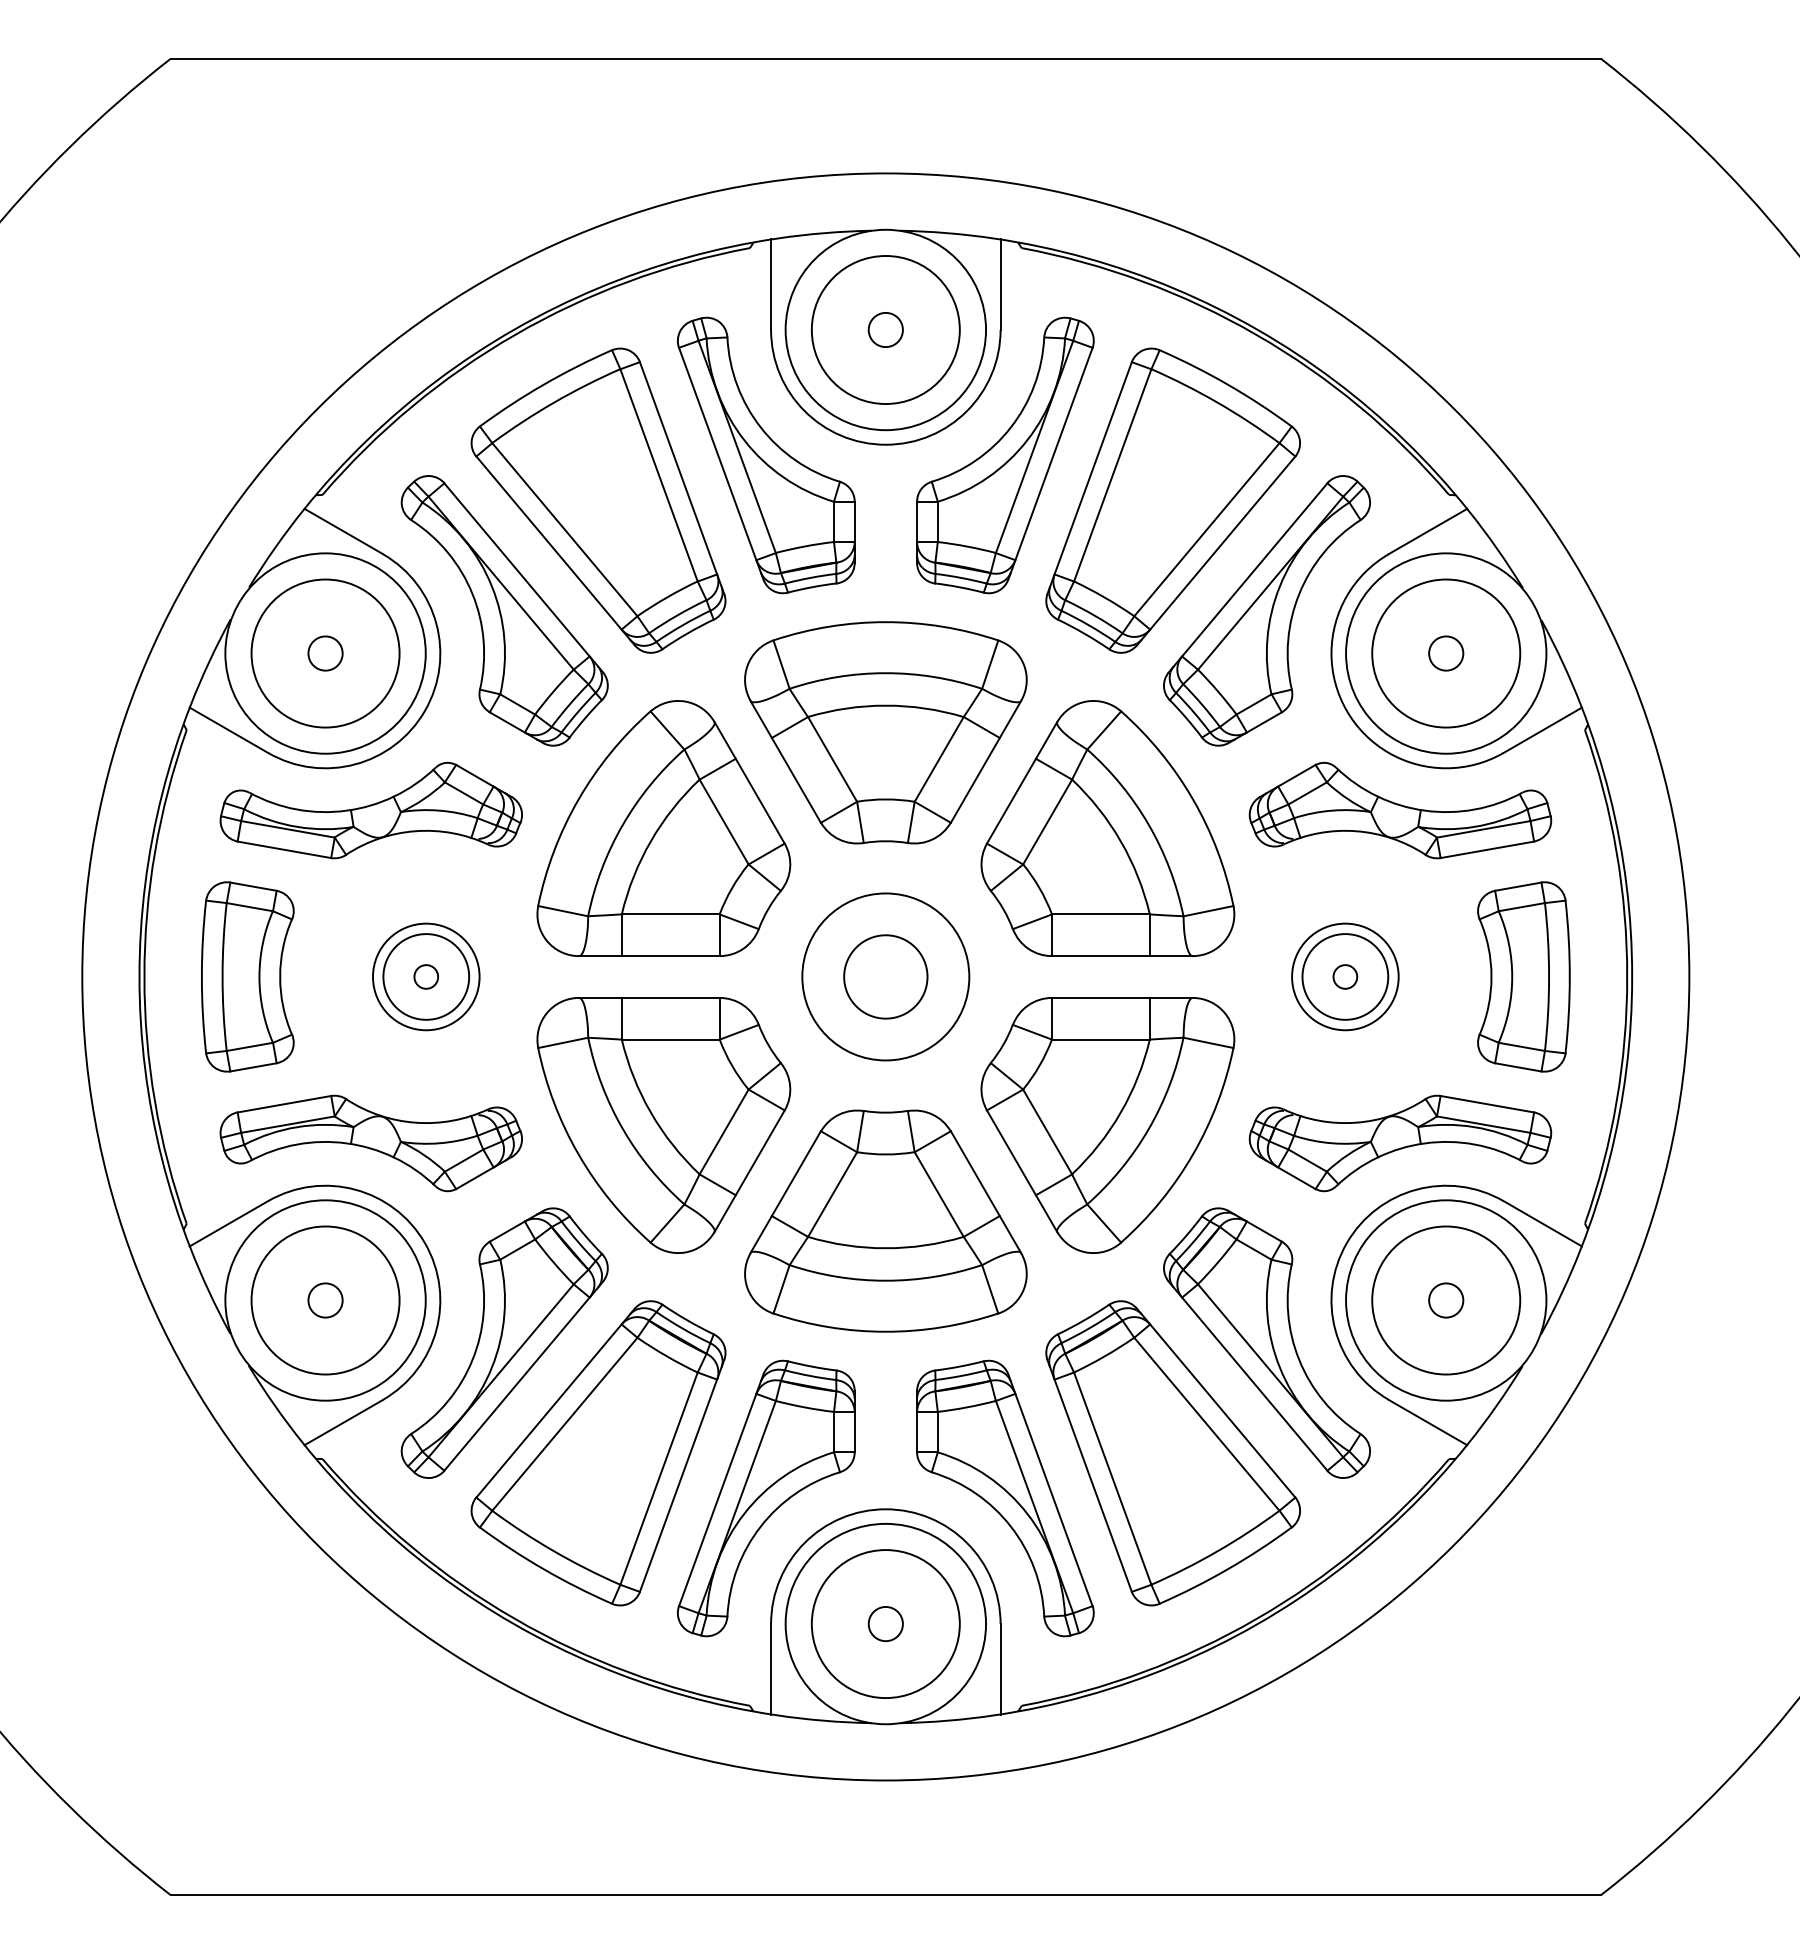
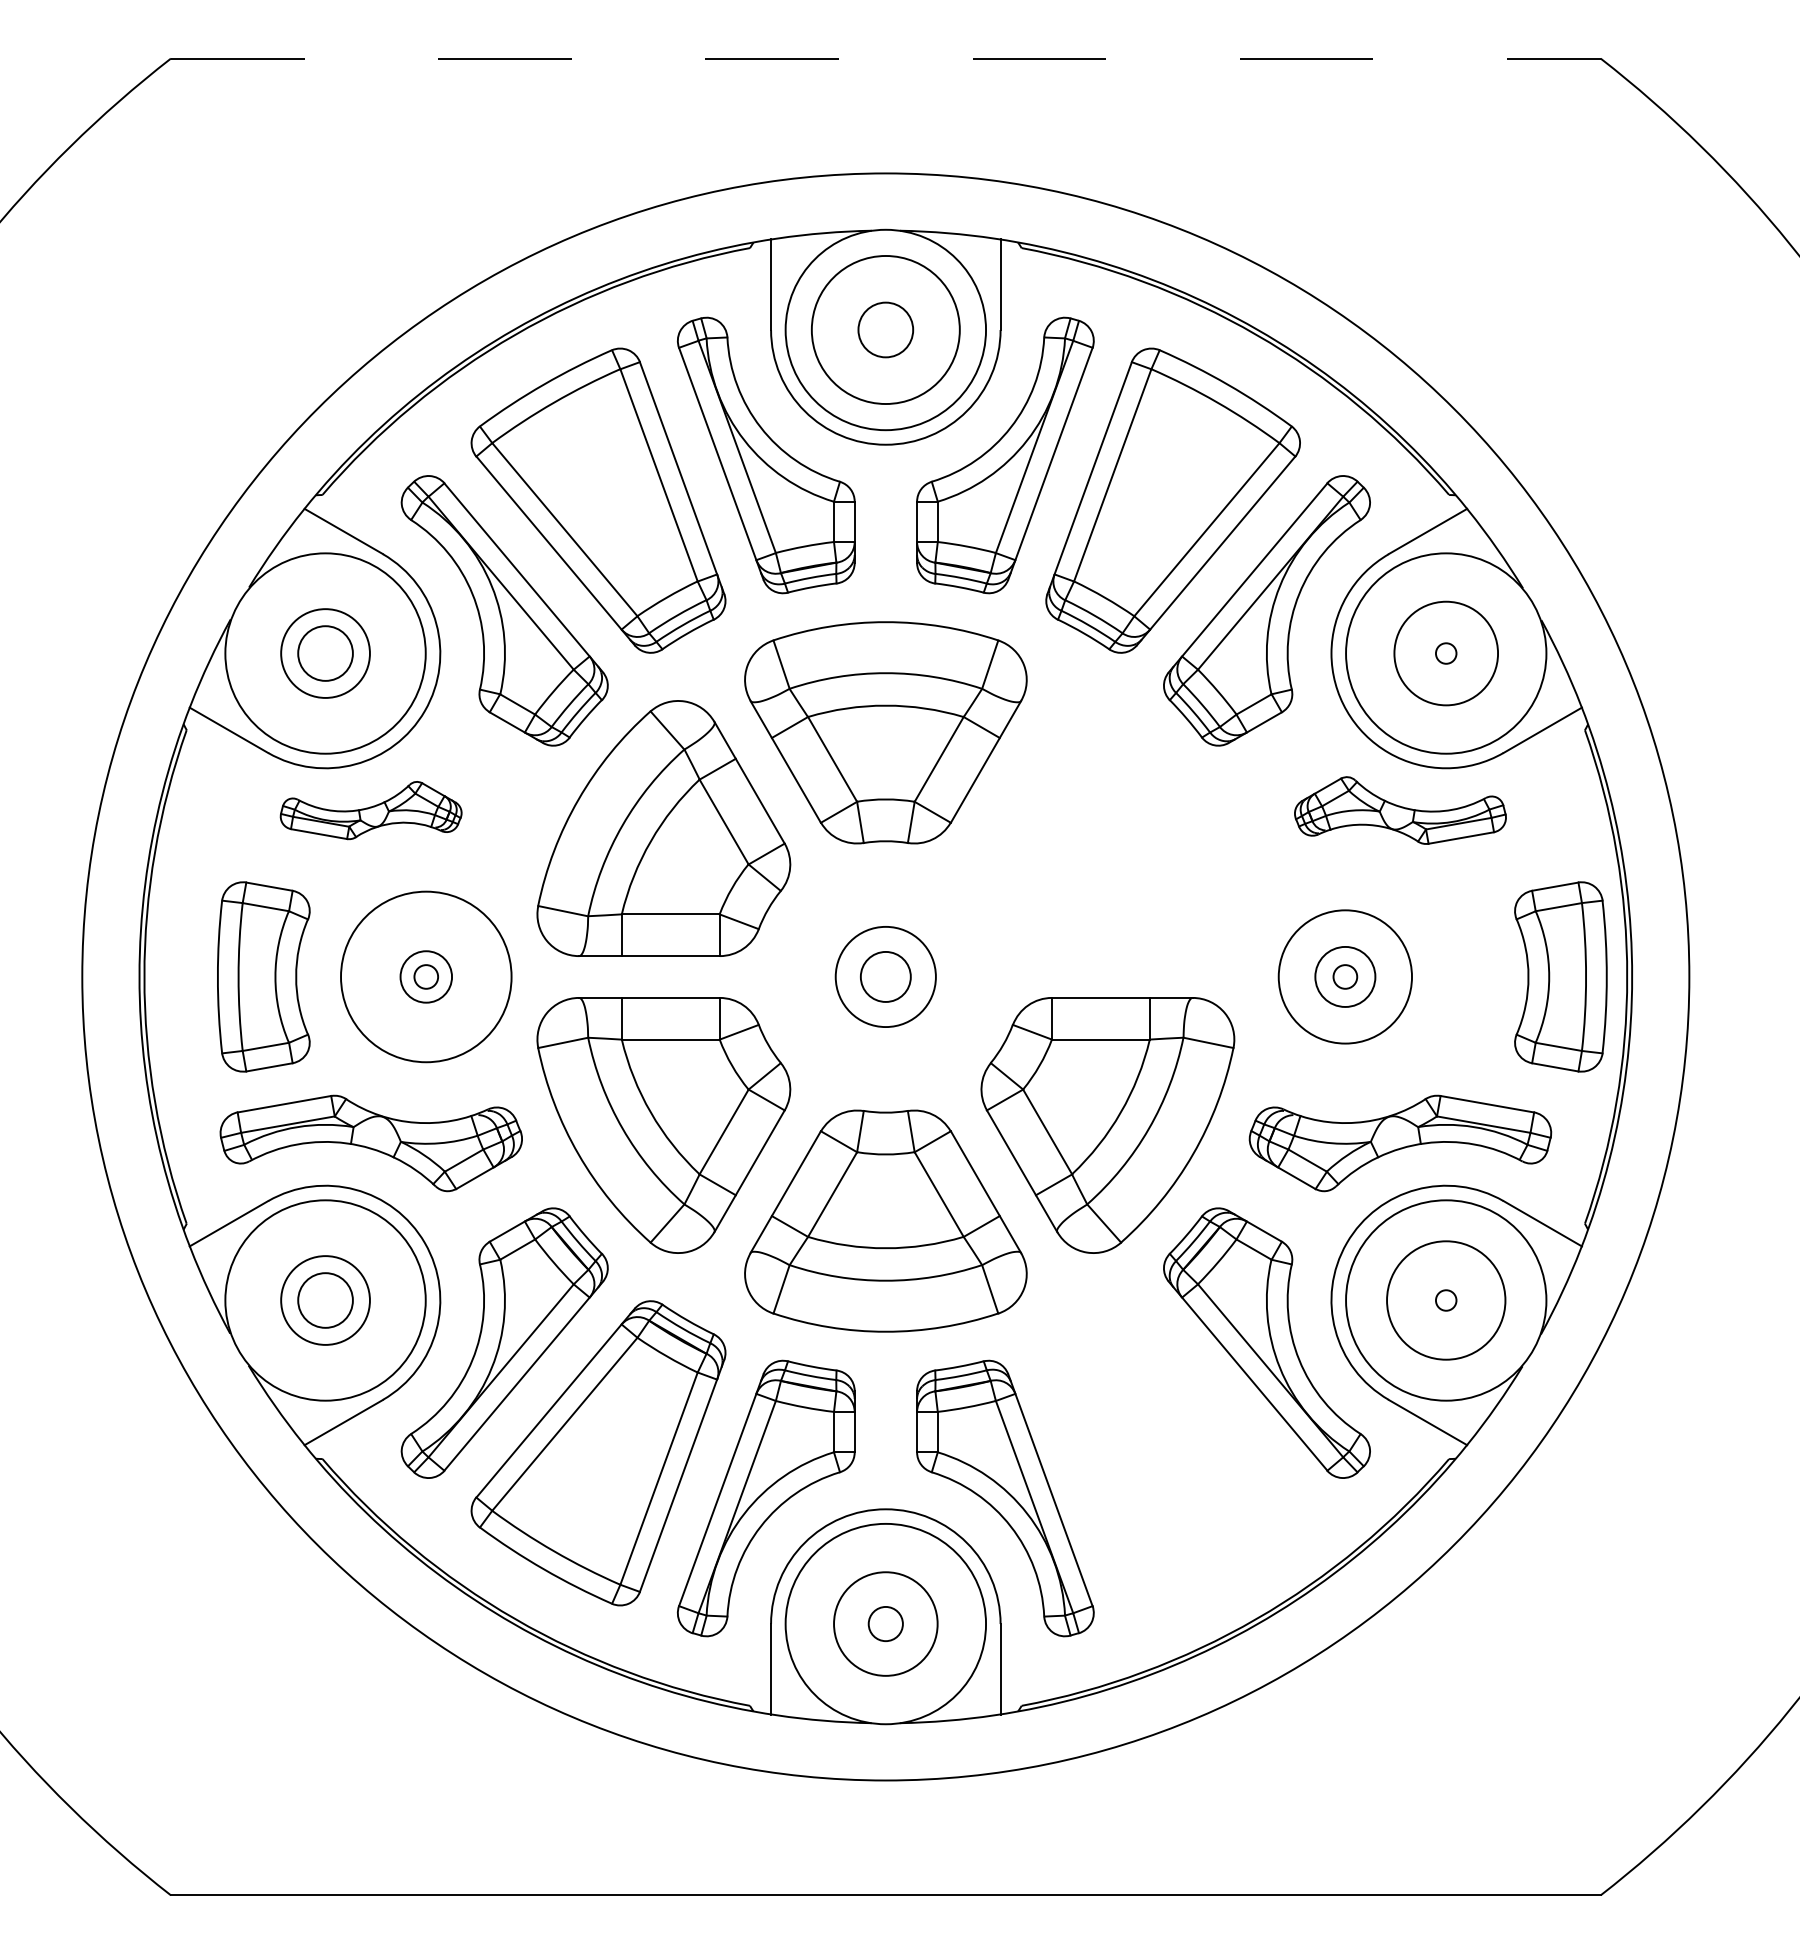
line: solid -> dashed (885, 58)
circle diameter: 34 px -> 55 px (885, 329)
circle diameter: 148 px -> 89 px (325, 653)
circle diameter: 34 px -> 55 px (325, 653)
circle diameter: 148 px -> 104 px (1446, 653)
circle diameter: 34 px -> 21 px (1445, 653)
part size: 304x99 px -> 184x60 px (370, 810)
part size: 305x99 px -> 213x69 px (1400, 810)
part: present -> none (1107, 828)
part position: (247, 976) -> (263, 976) (263, 976)
circle diameter: 107 px -> 171 px (426, 976)
circle diameter: 86 px -> 51 px (426, 976)
circle diameter: 167 px -> 100 px (885, 976)
circle diameter: 83 px -> 50 px (885, 976)
circle diameter: 107 px -> 133 px (1345, 976)
circle diameter: 86 px -> 60 px (1345, 976)
part position: (1523, 976) -> (1560, 976) (1560, 976)
circle diameter: 148 px -> 89 px (325, 1300)
circle diameter: 34 px -> 55 px (325, 1300)
circle diameter: 148 px -> 118 px (1446, 1300)
circle diameter: 34 px -> 21 px (1445, 1300)
part: present -> none (1172, 1453)
circle diameter: 148 px -> 104 px (885, 1623)
